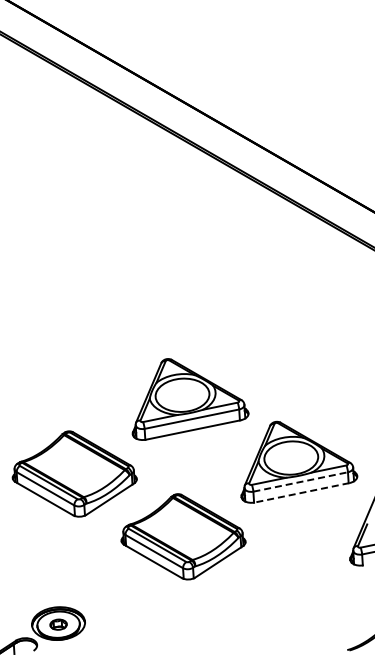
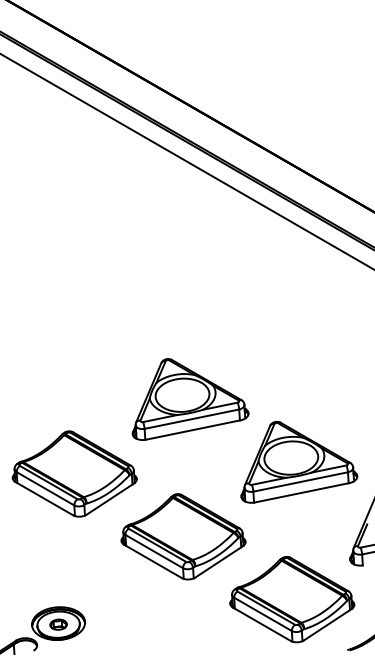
line: none -> present (186, 161)
line: dashed -> solid (301, 481)
line: dashed -> solid (301, 492)
part: none -> present (292, 599)
